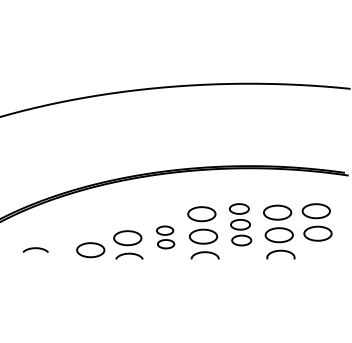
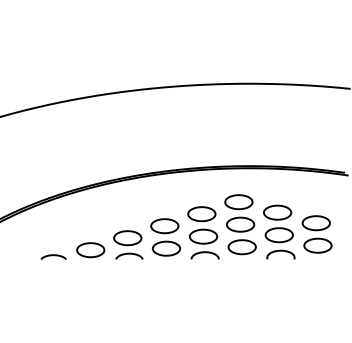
part position: (316, 222) -> (316, 234) (316, 234)
part size: 24x44 px -> 33x62 px (240, 224)
part size: 20x25 px -> 31x39 px (165, 237)
curve position: (35, 249) -> (53, 256) (53, 256)
